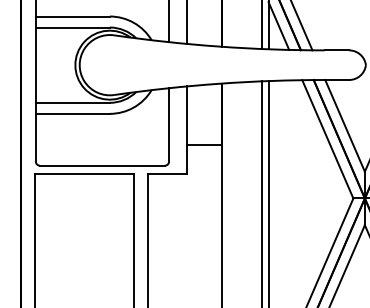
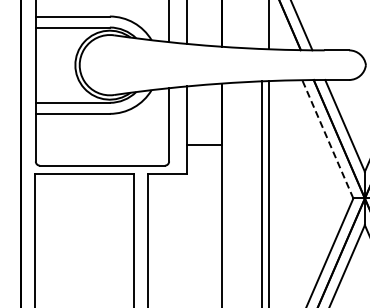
line: present -> none (262, 25)
line: present -> none (278, 25)
line: solid -> dashed (327, 138)
